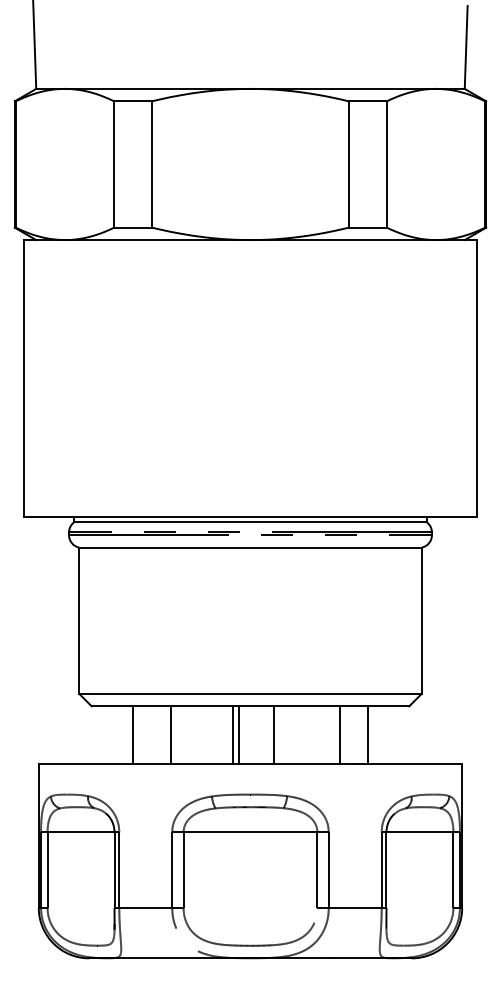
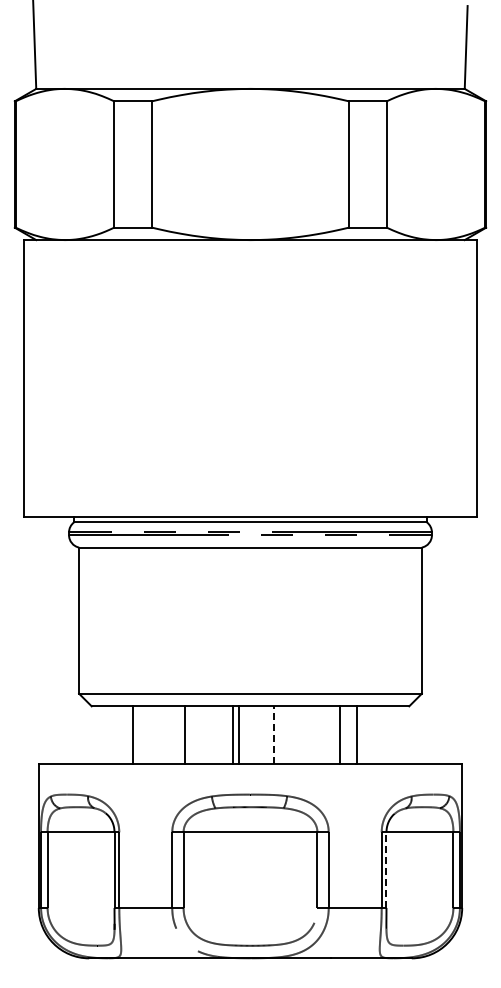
line position: (171, 735) -> (185, 735) (185, 735)
line: solid -> dashed (274, 735)
line position: (367, 735) -> (356, 735) (356, 735)
line: solid -> dashed (386, 870)
